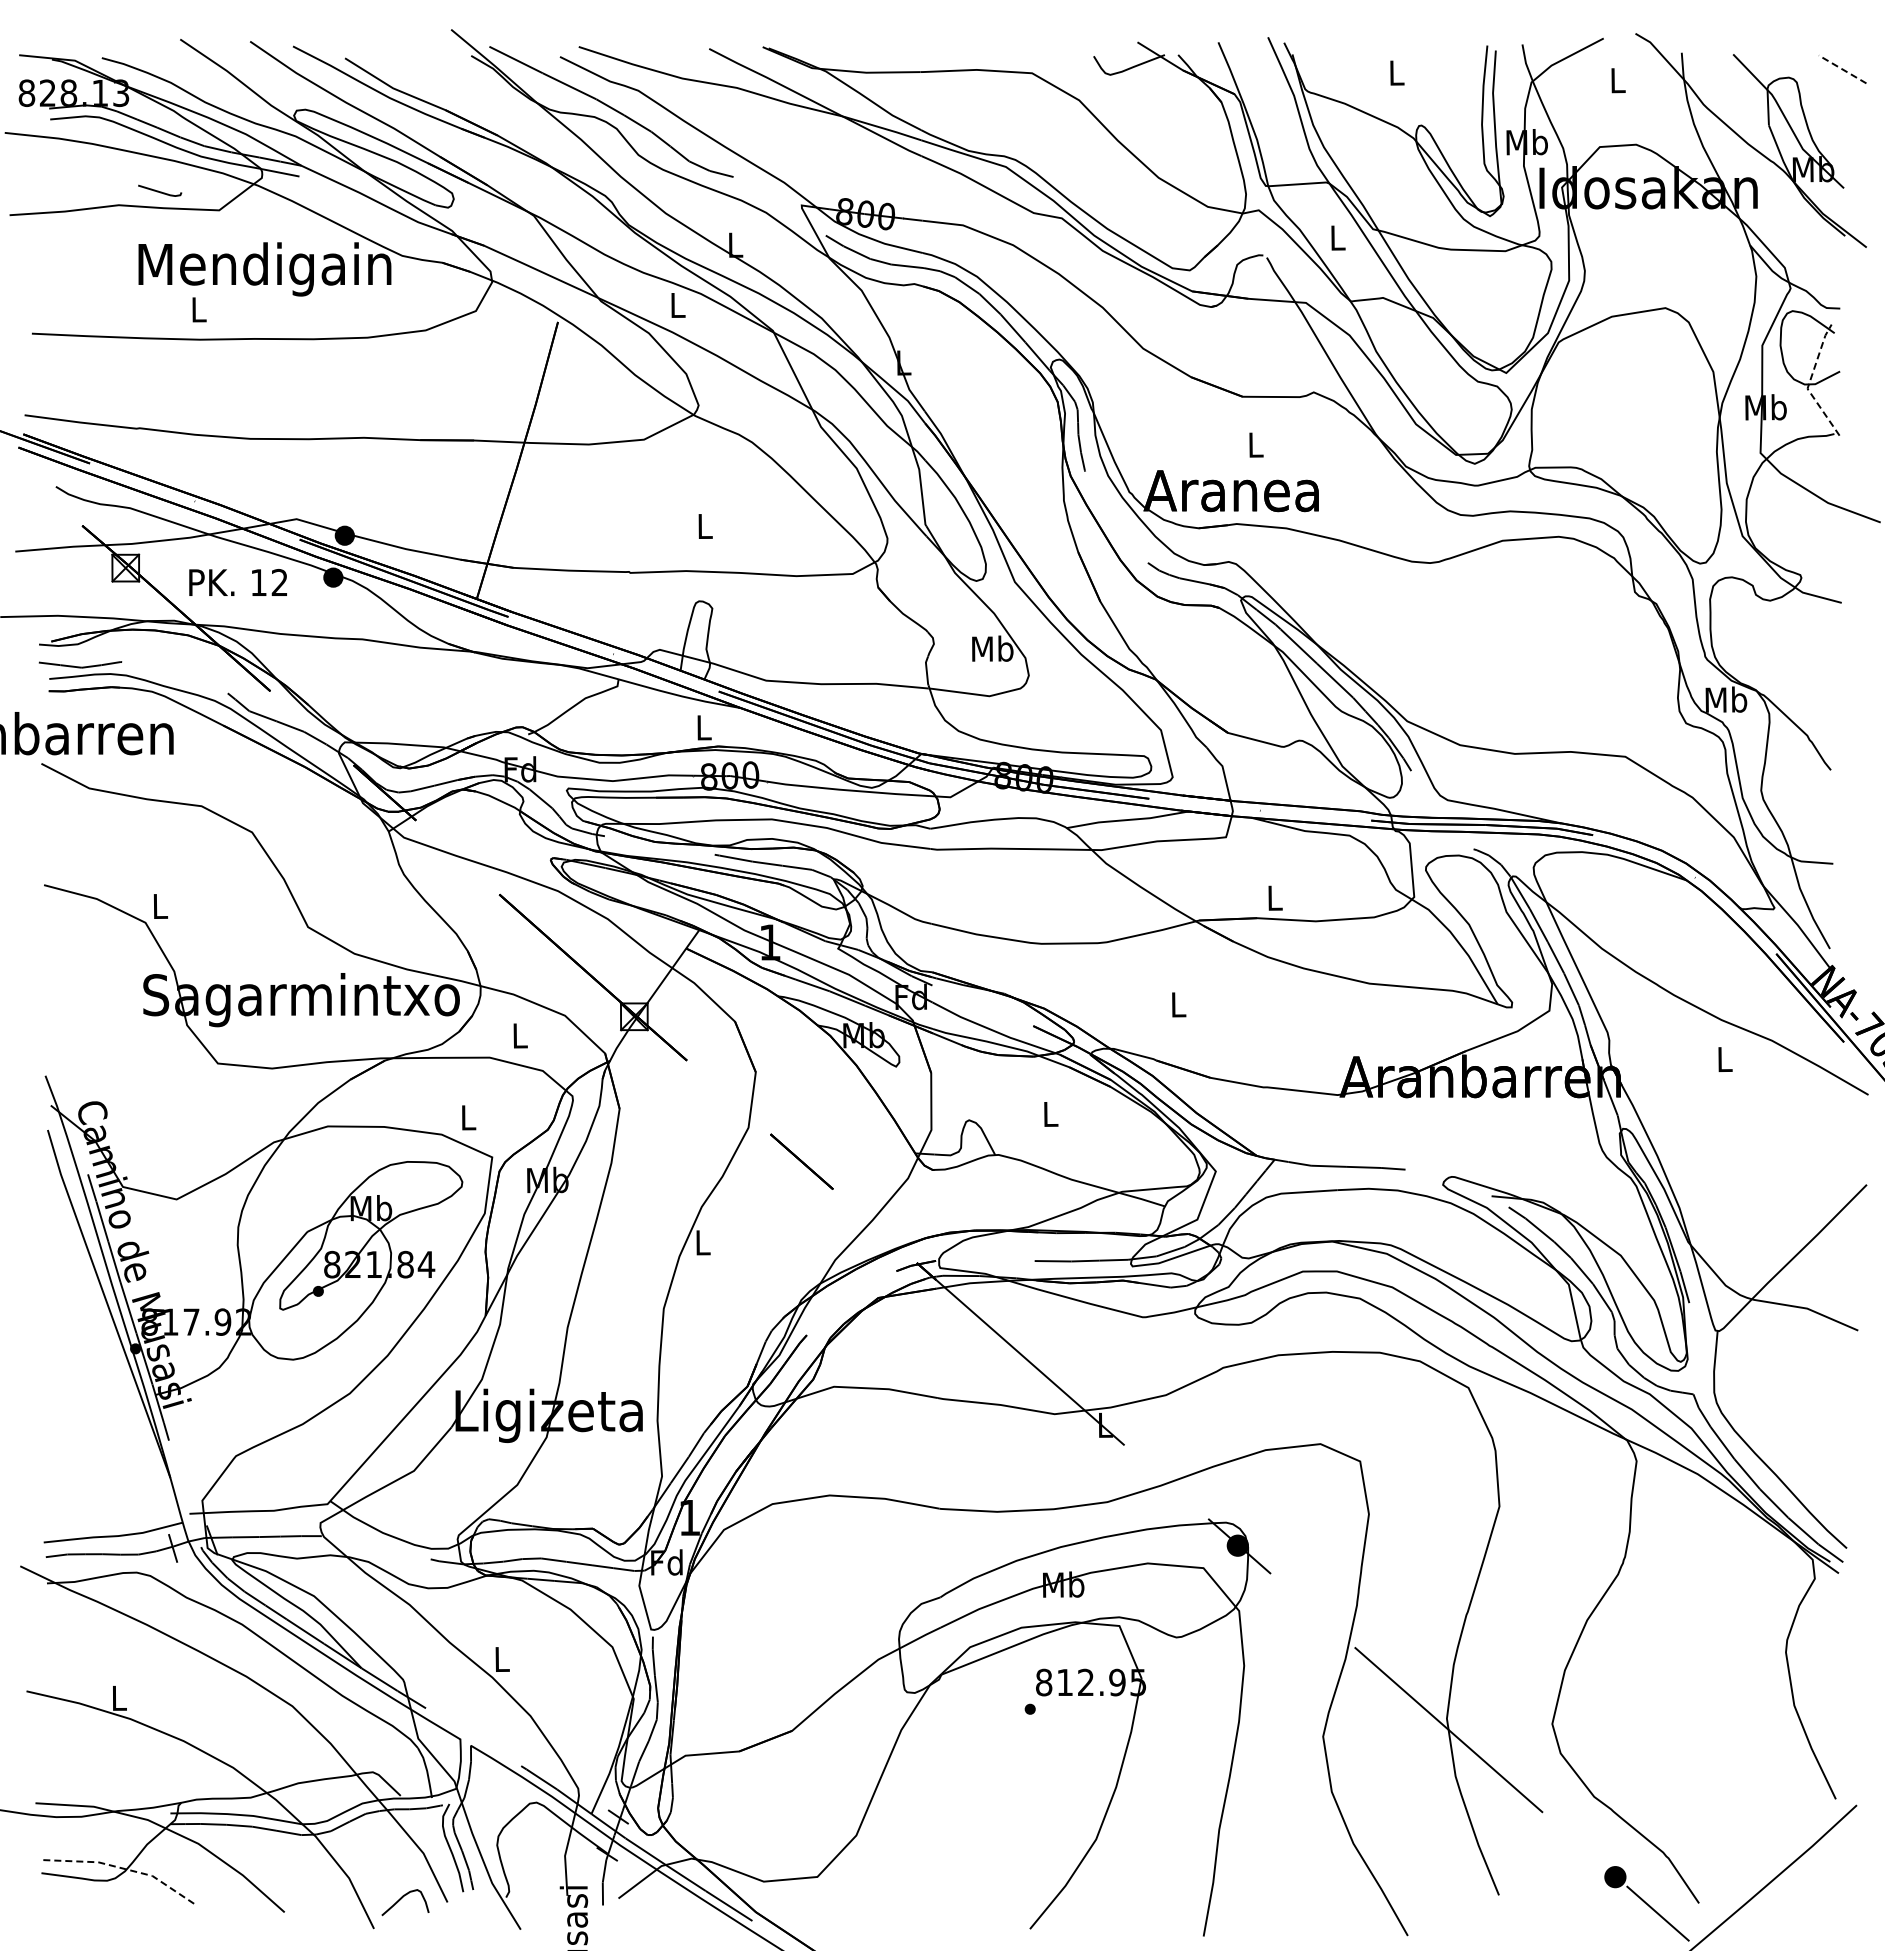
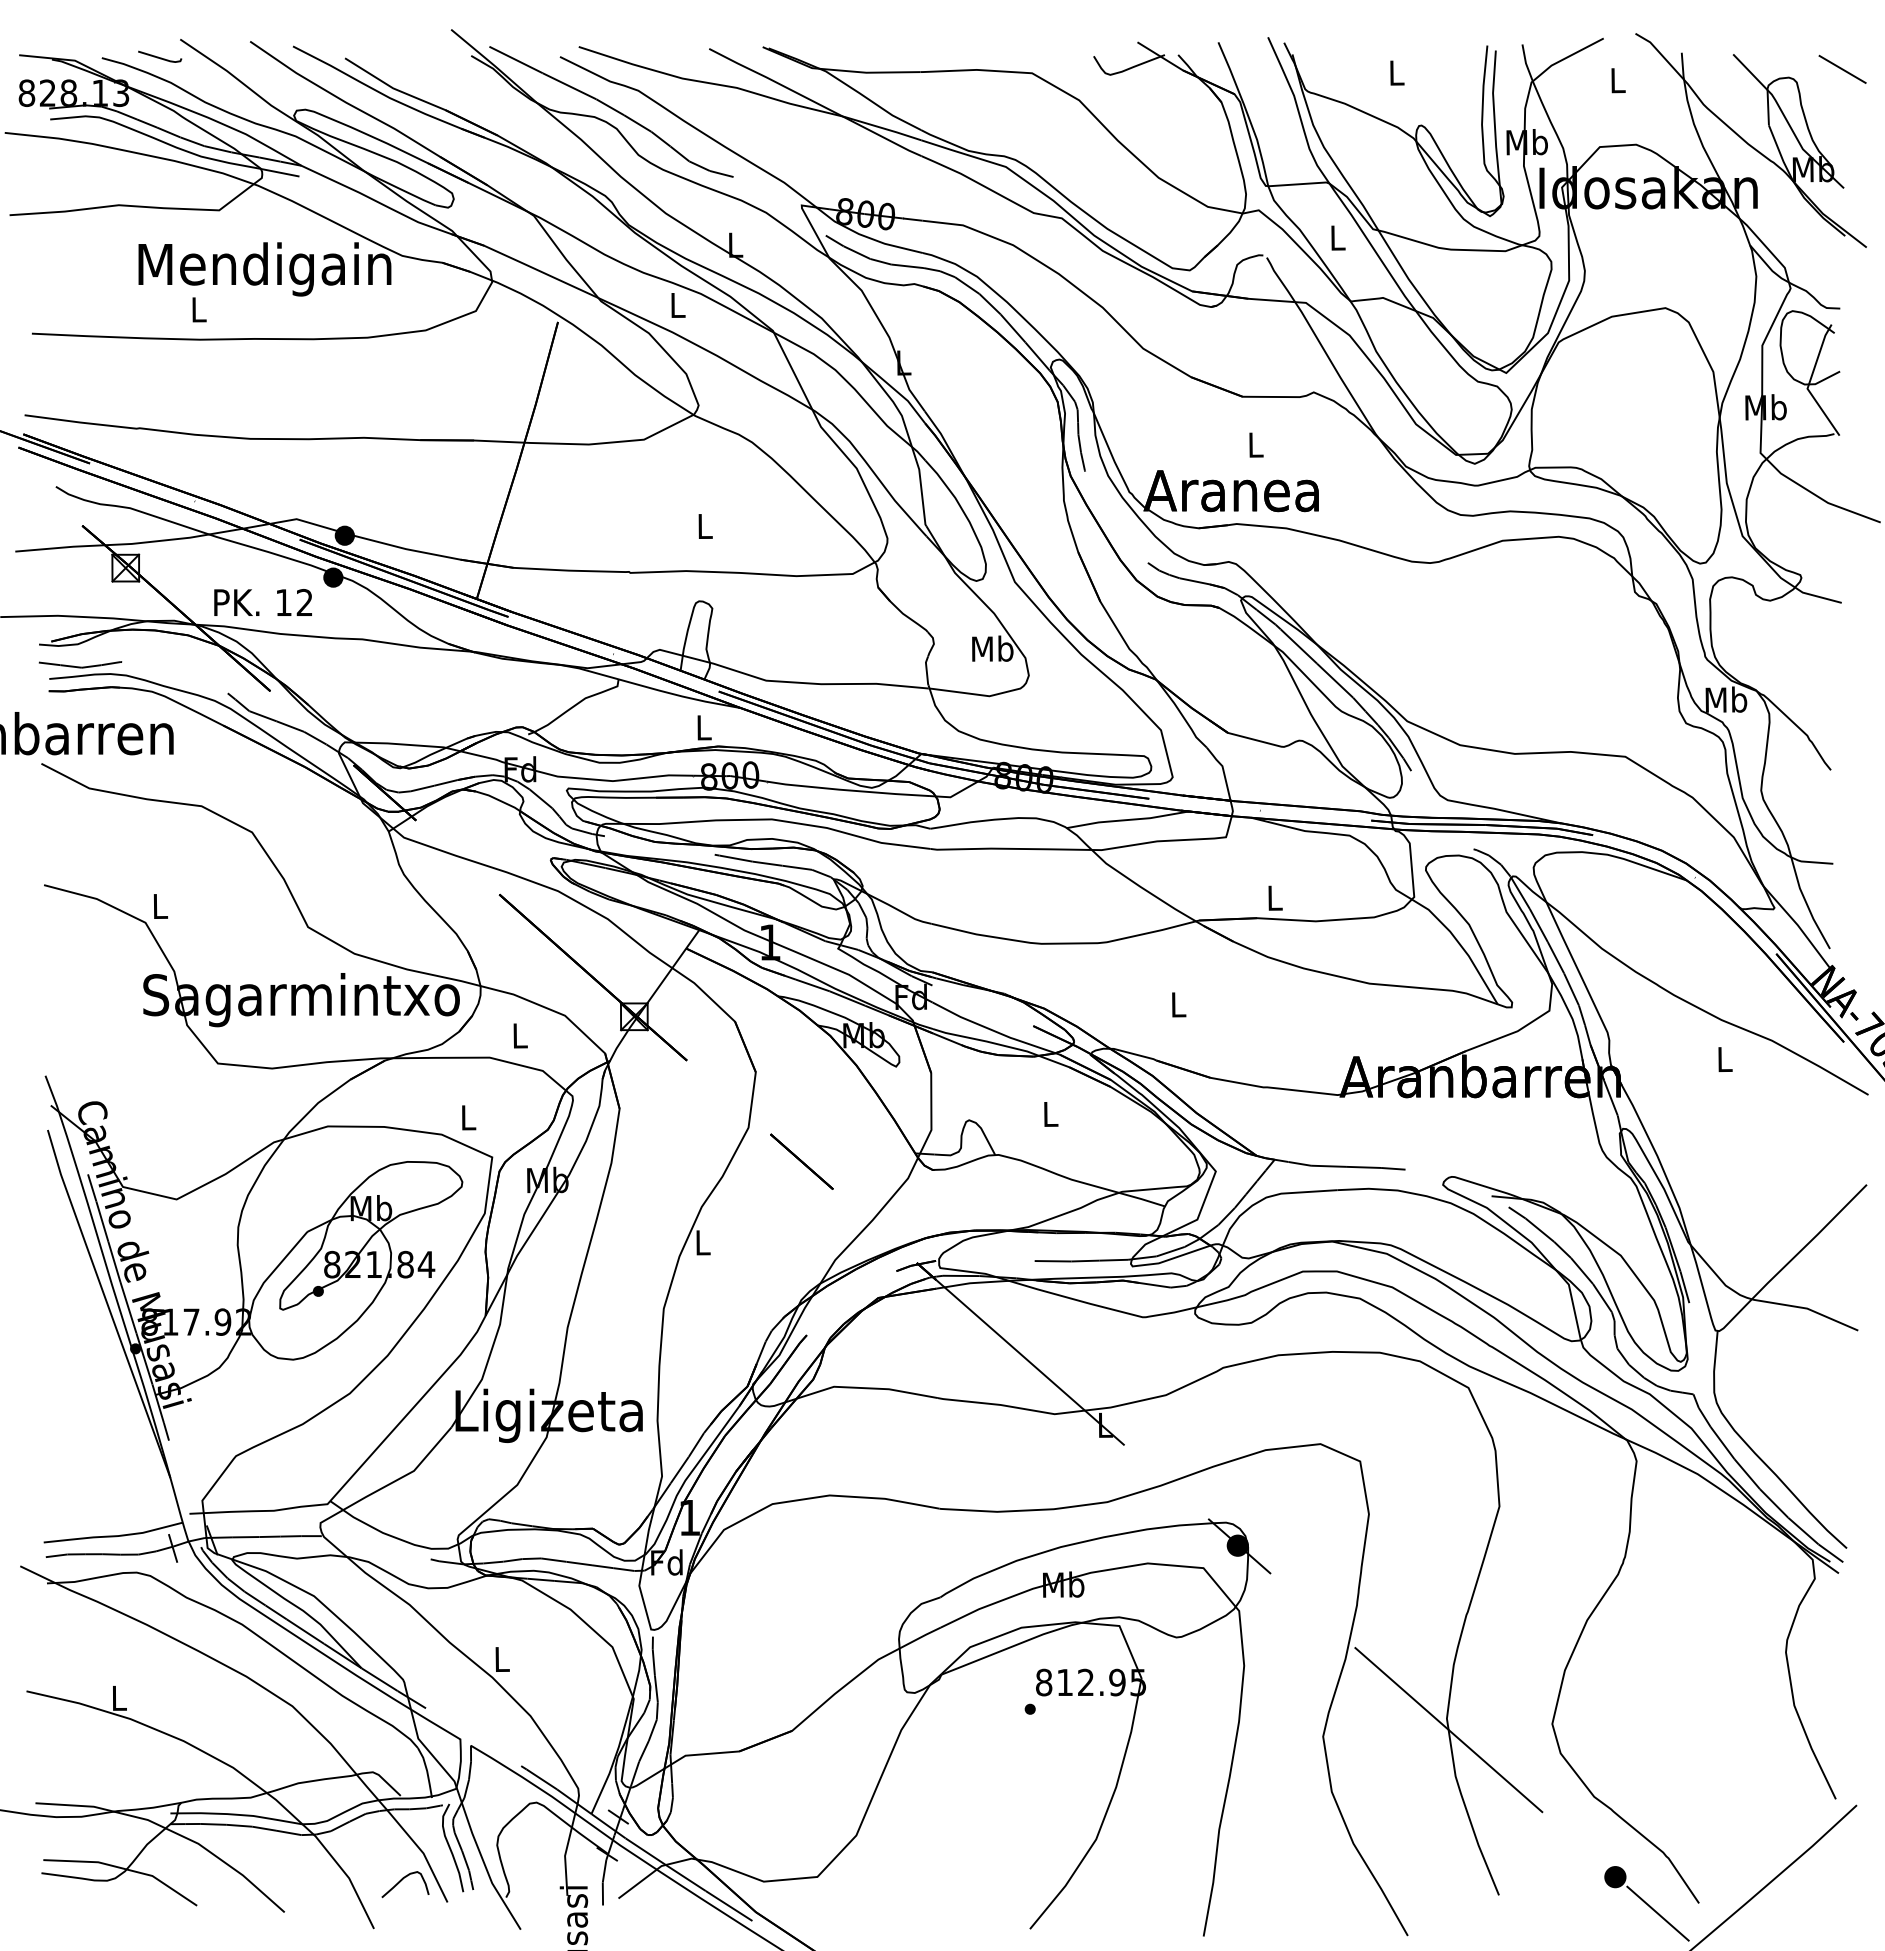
line: dashed -> solid (1842, 69)
line position: (160, 191) -> (160, 57) (160, 57)
line: dashed -> solid (1809, 382)
text position: (237, 582) -> (262, 602) (262, 602)
line: dashed -> solid (124, 1868)
curve position: (402, 1898) -> (402, 1880) (402, 1880)
